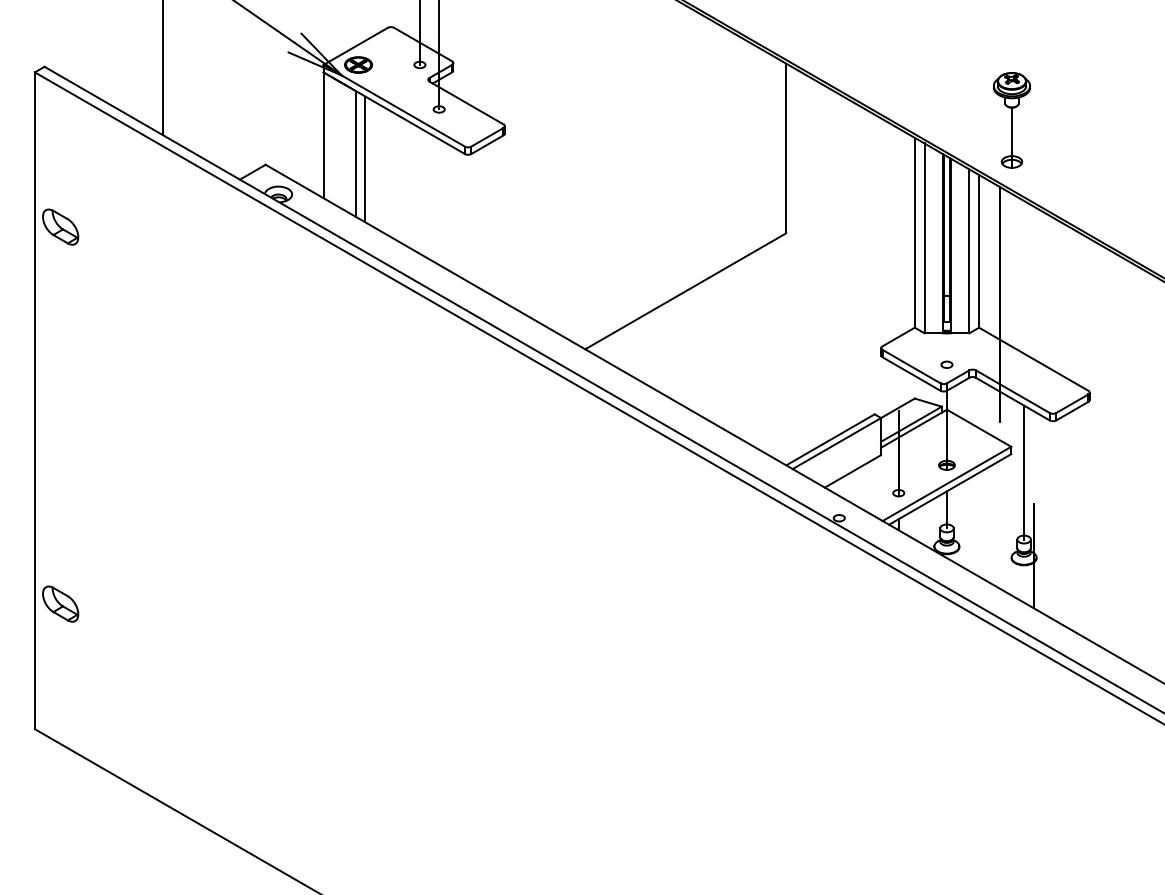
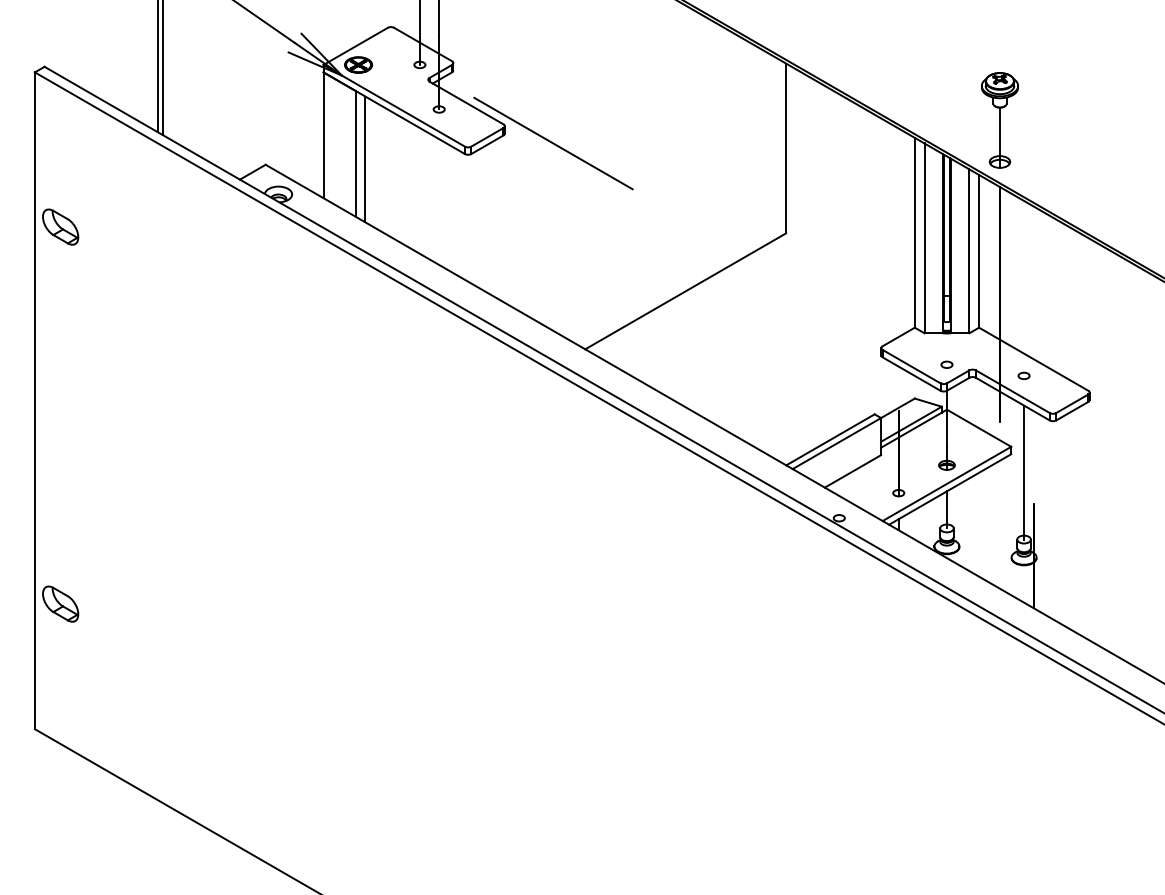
line: none -> present (157, 67)
part position: (1012, 120) -> (1000, 120) (1000, 120)
line: none -> present (553, 143)
part: none -> present (1023, 375)
